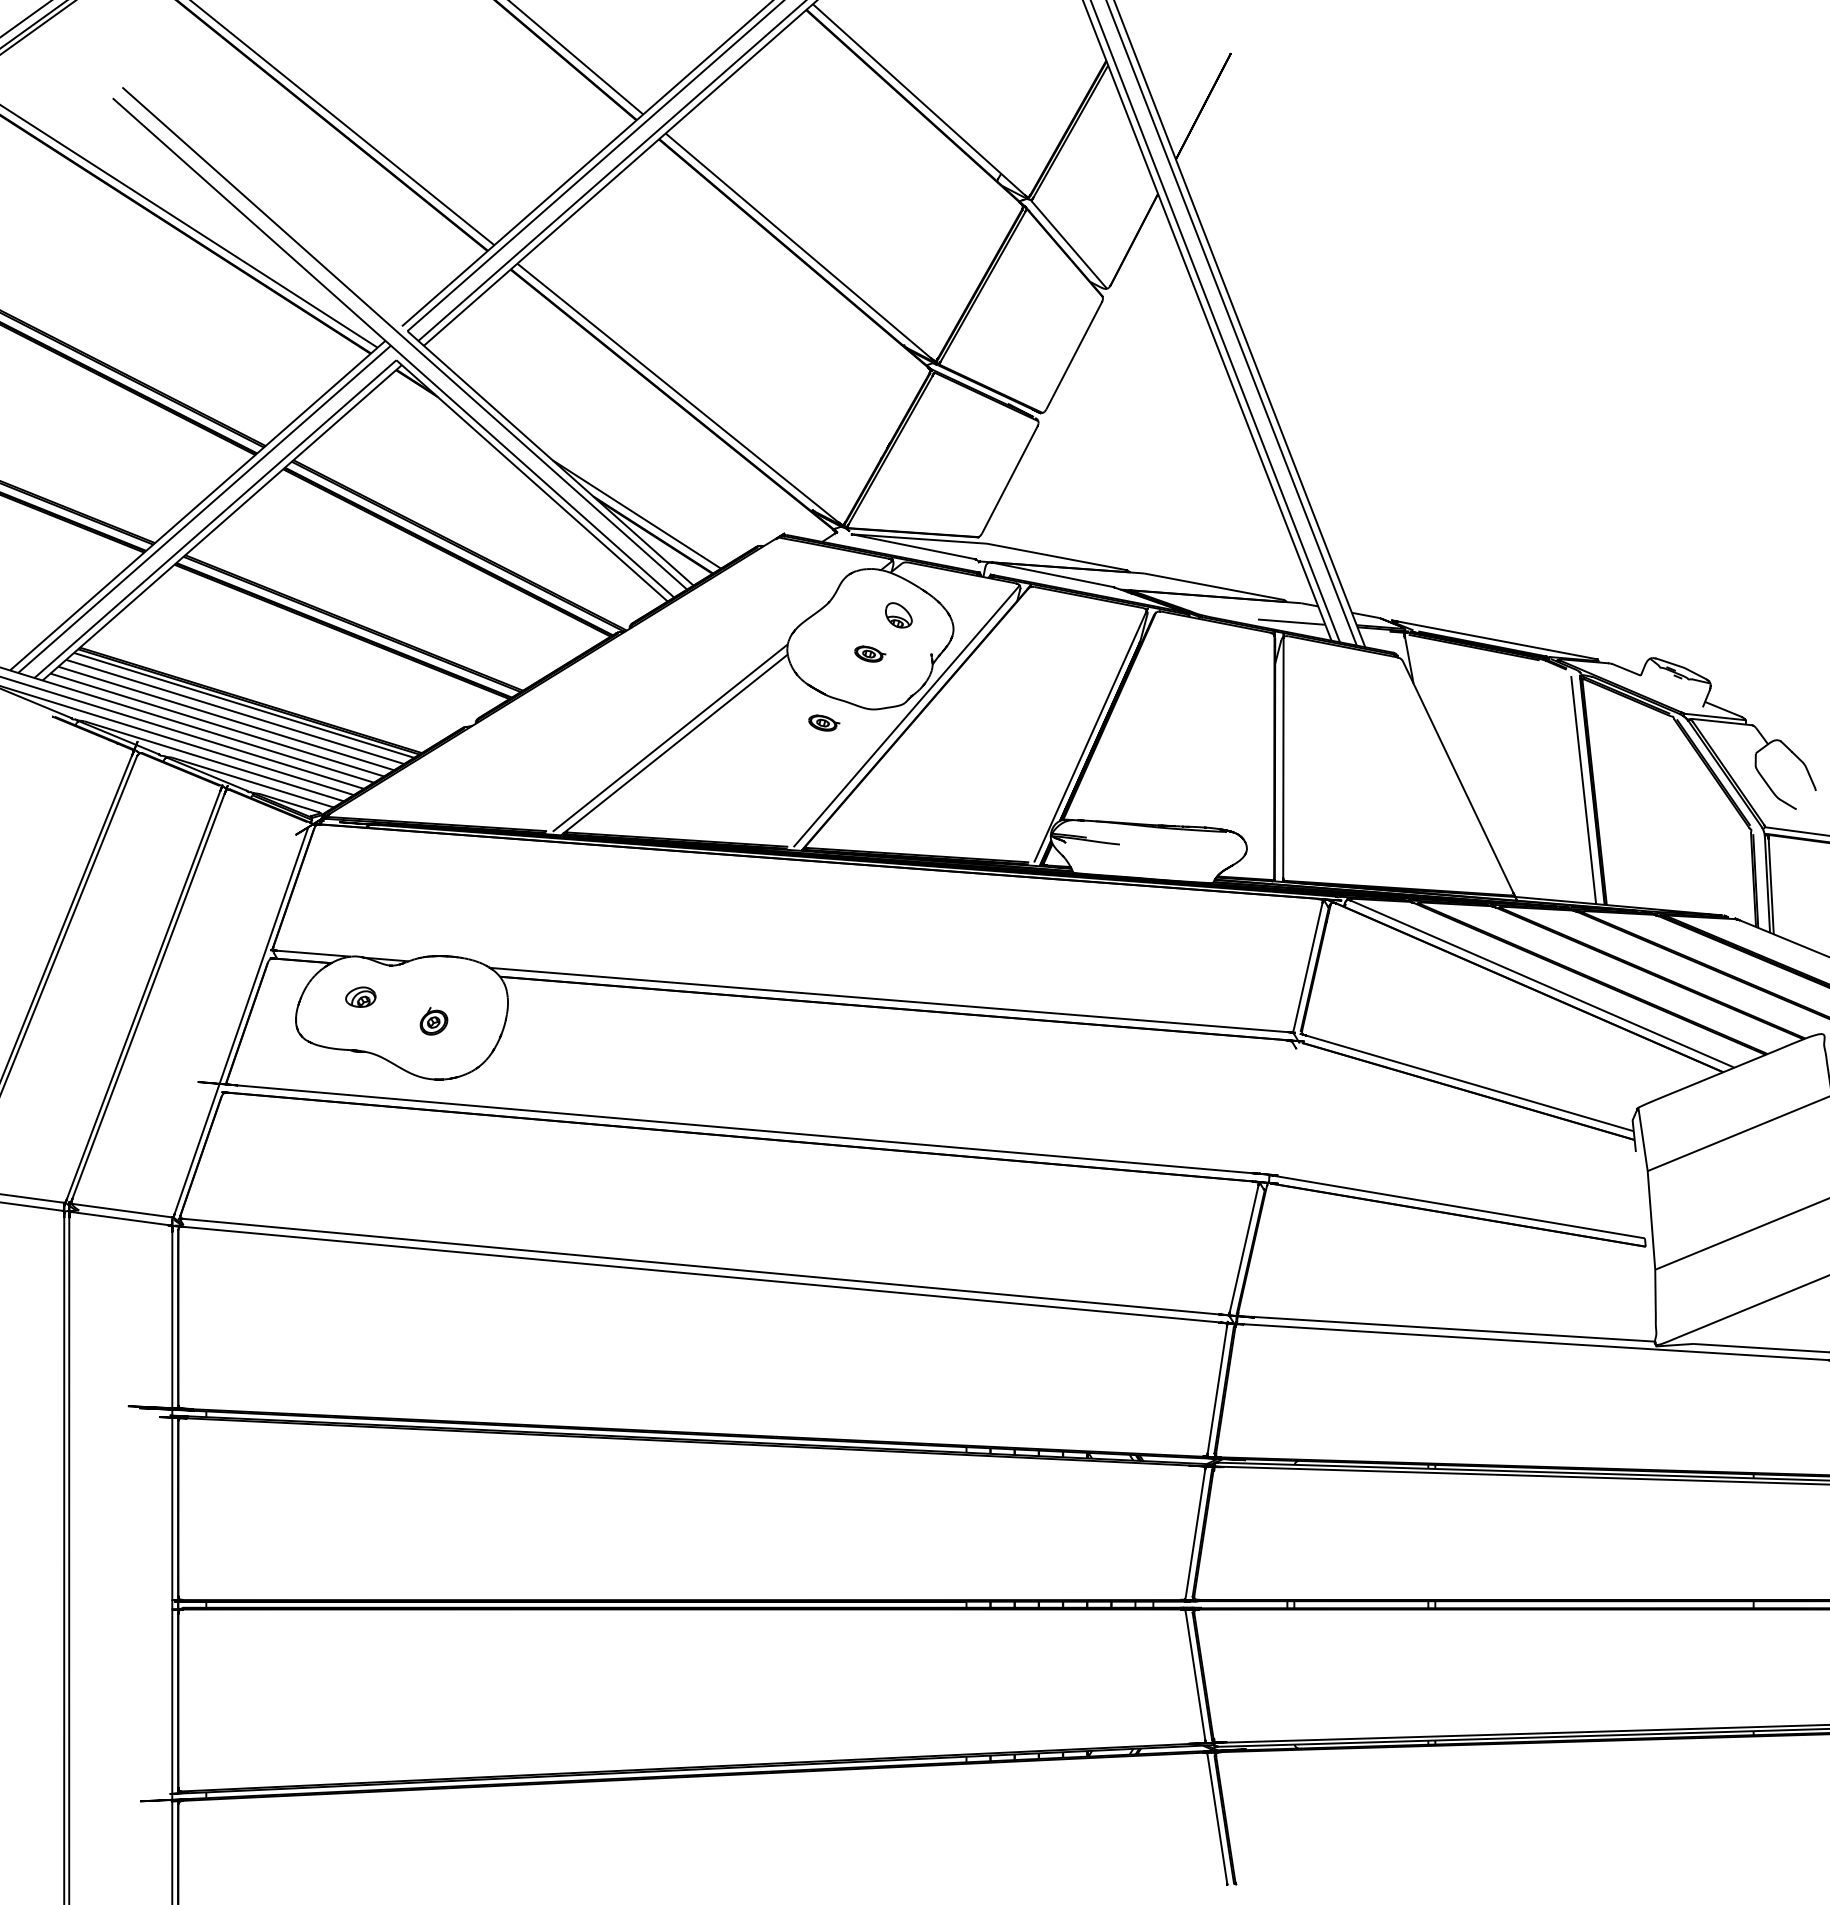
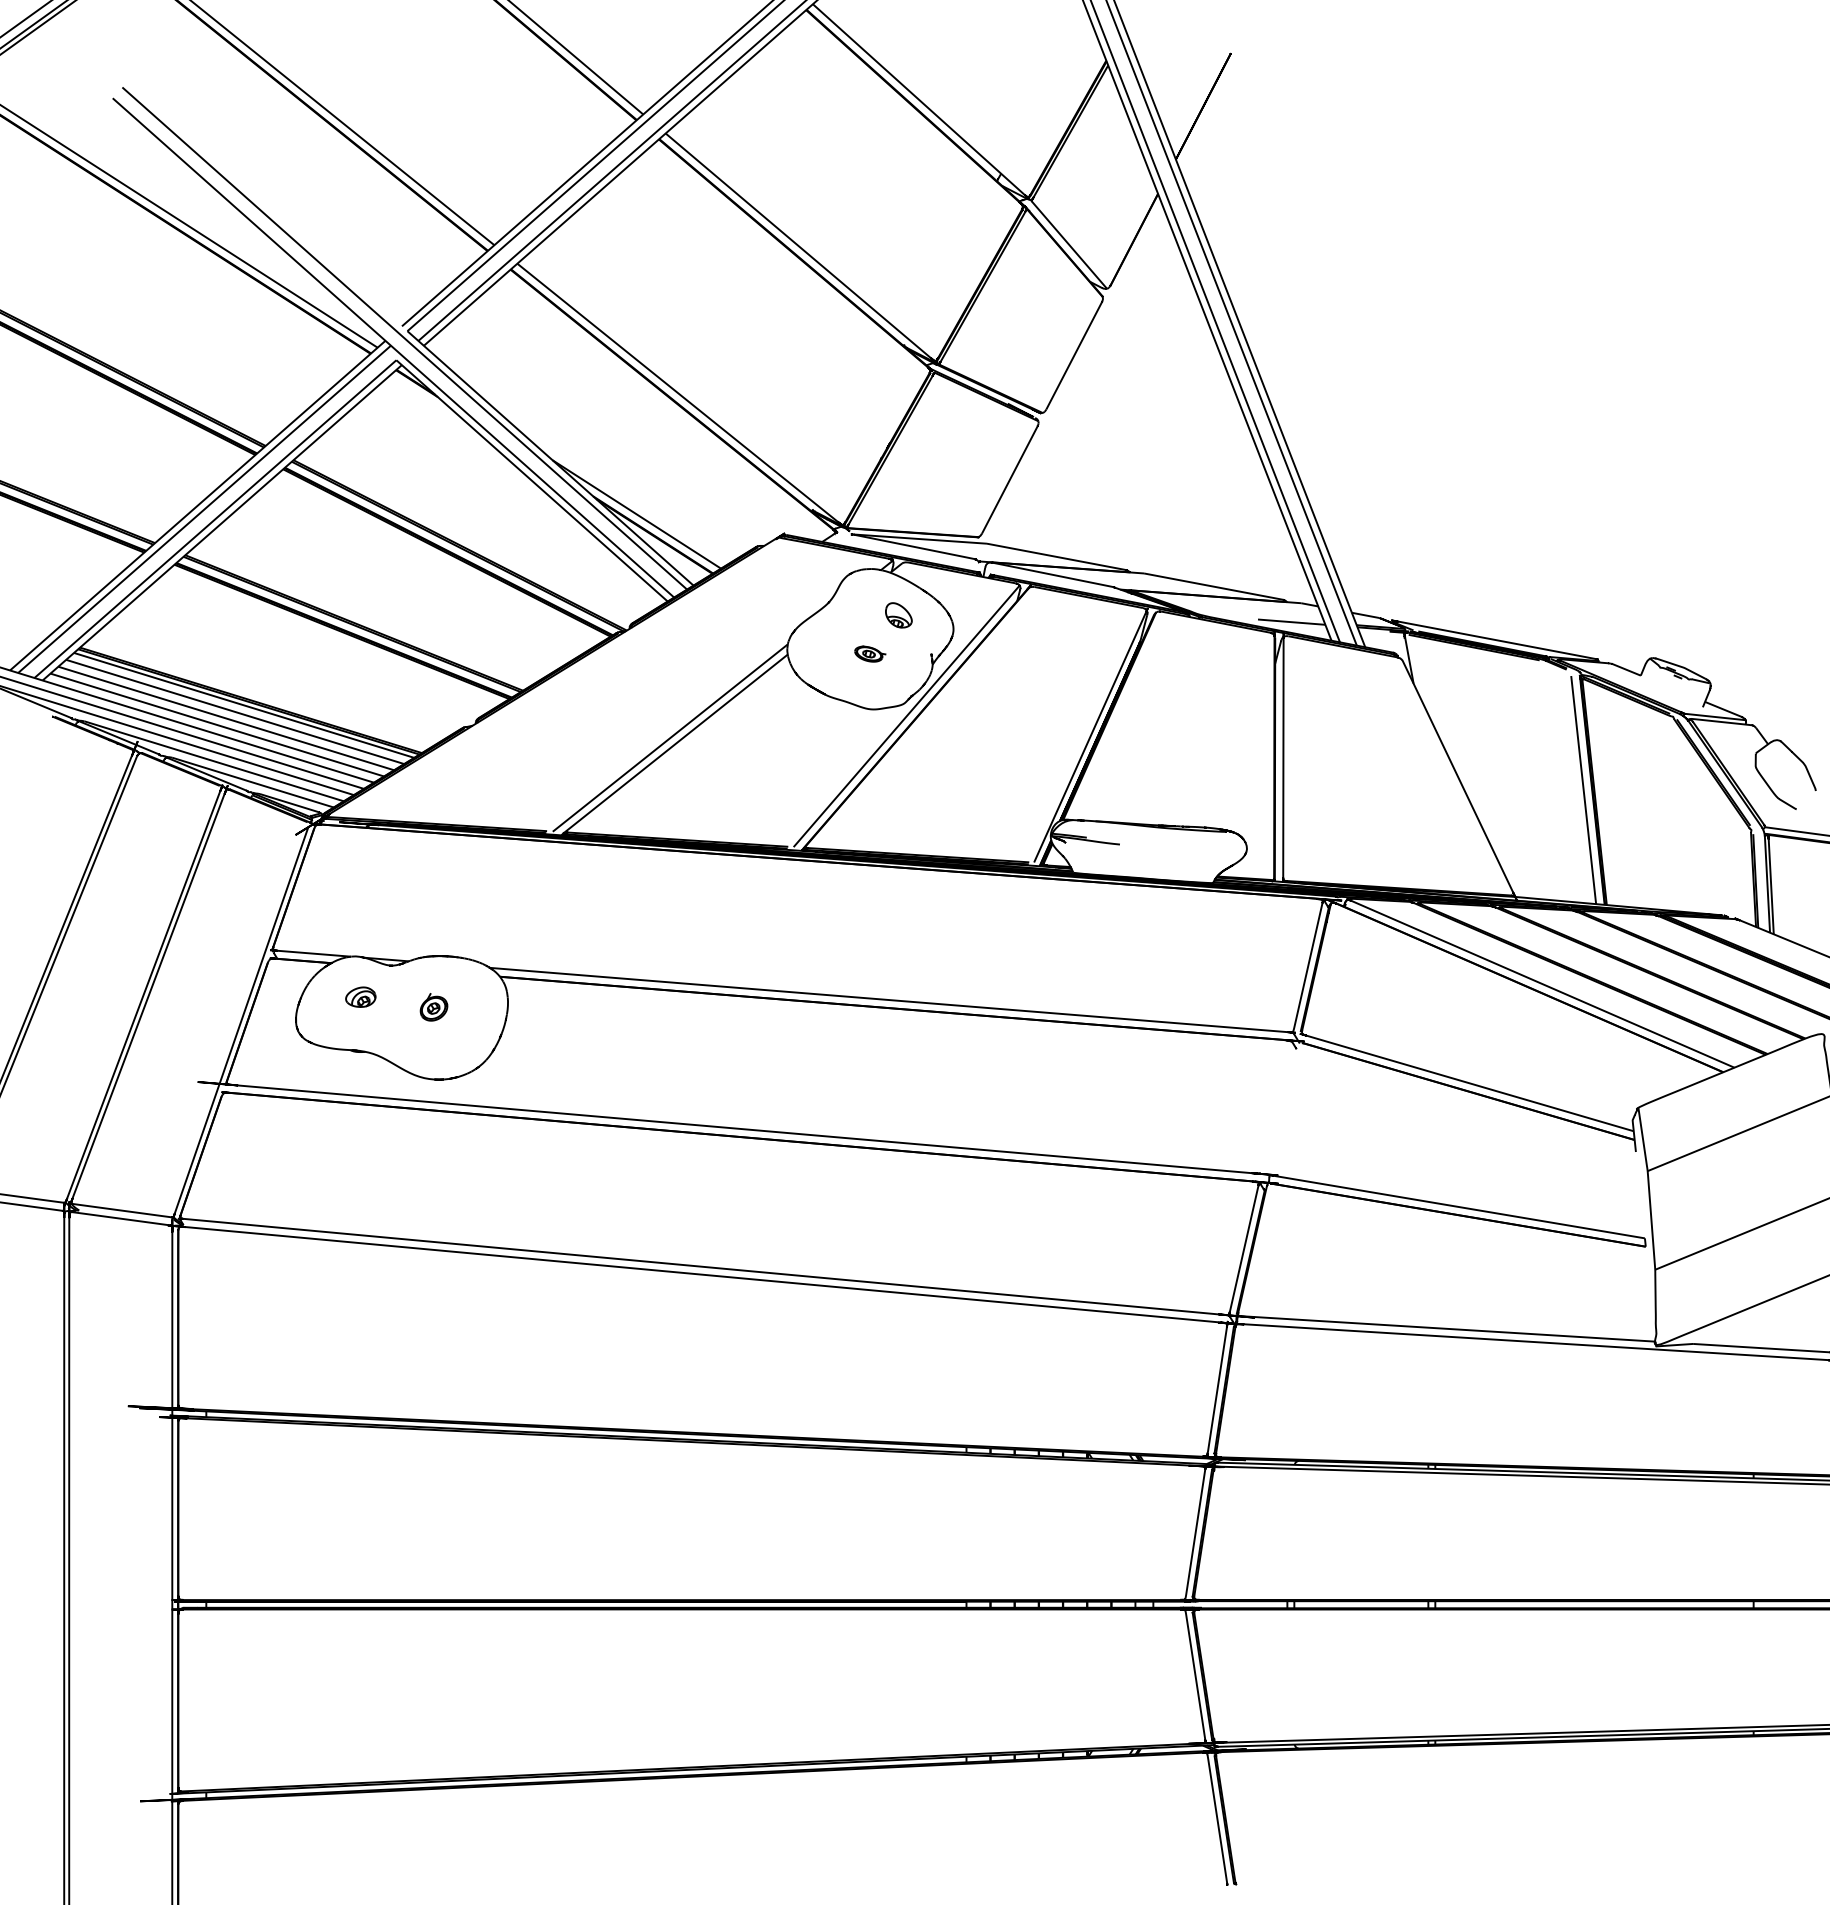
part: present -> none (824, 722)
part position: (433, 1021) -> (433, 1007) (433, 1007)
